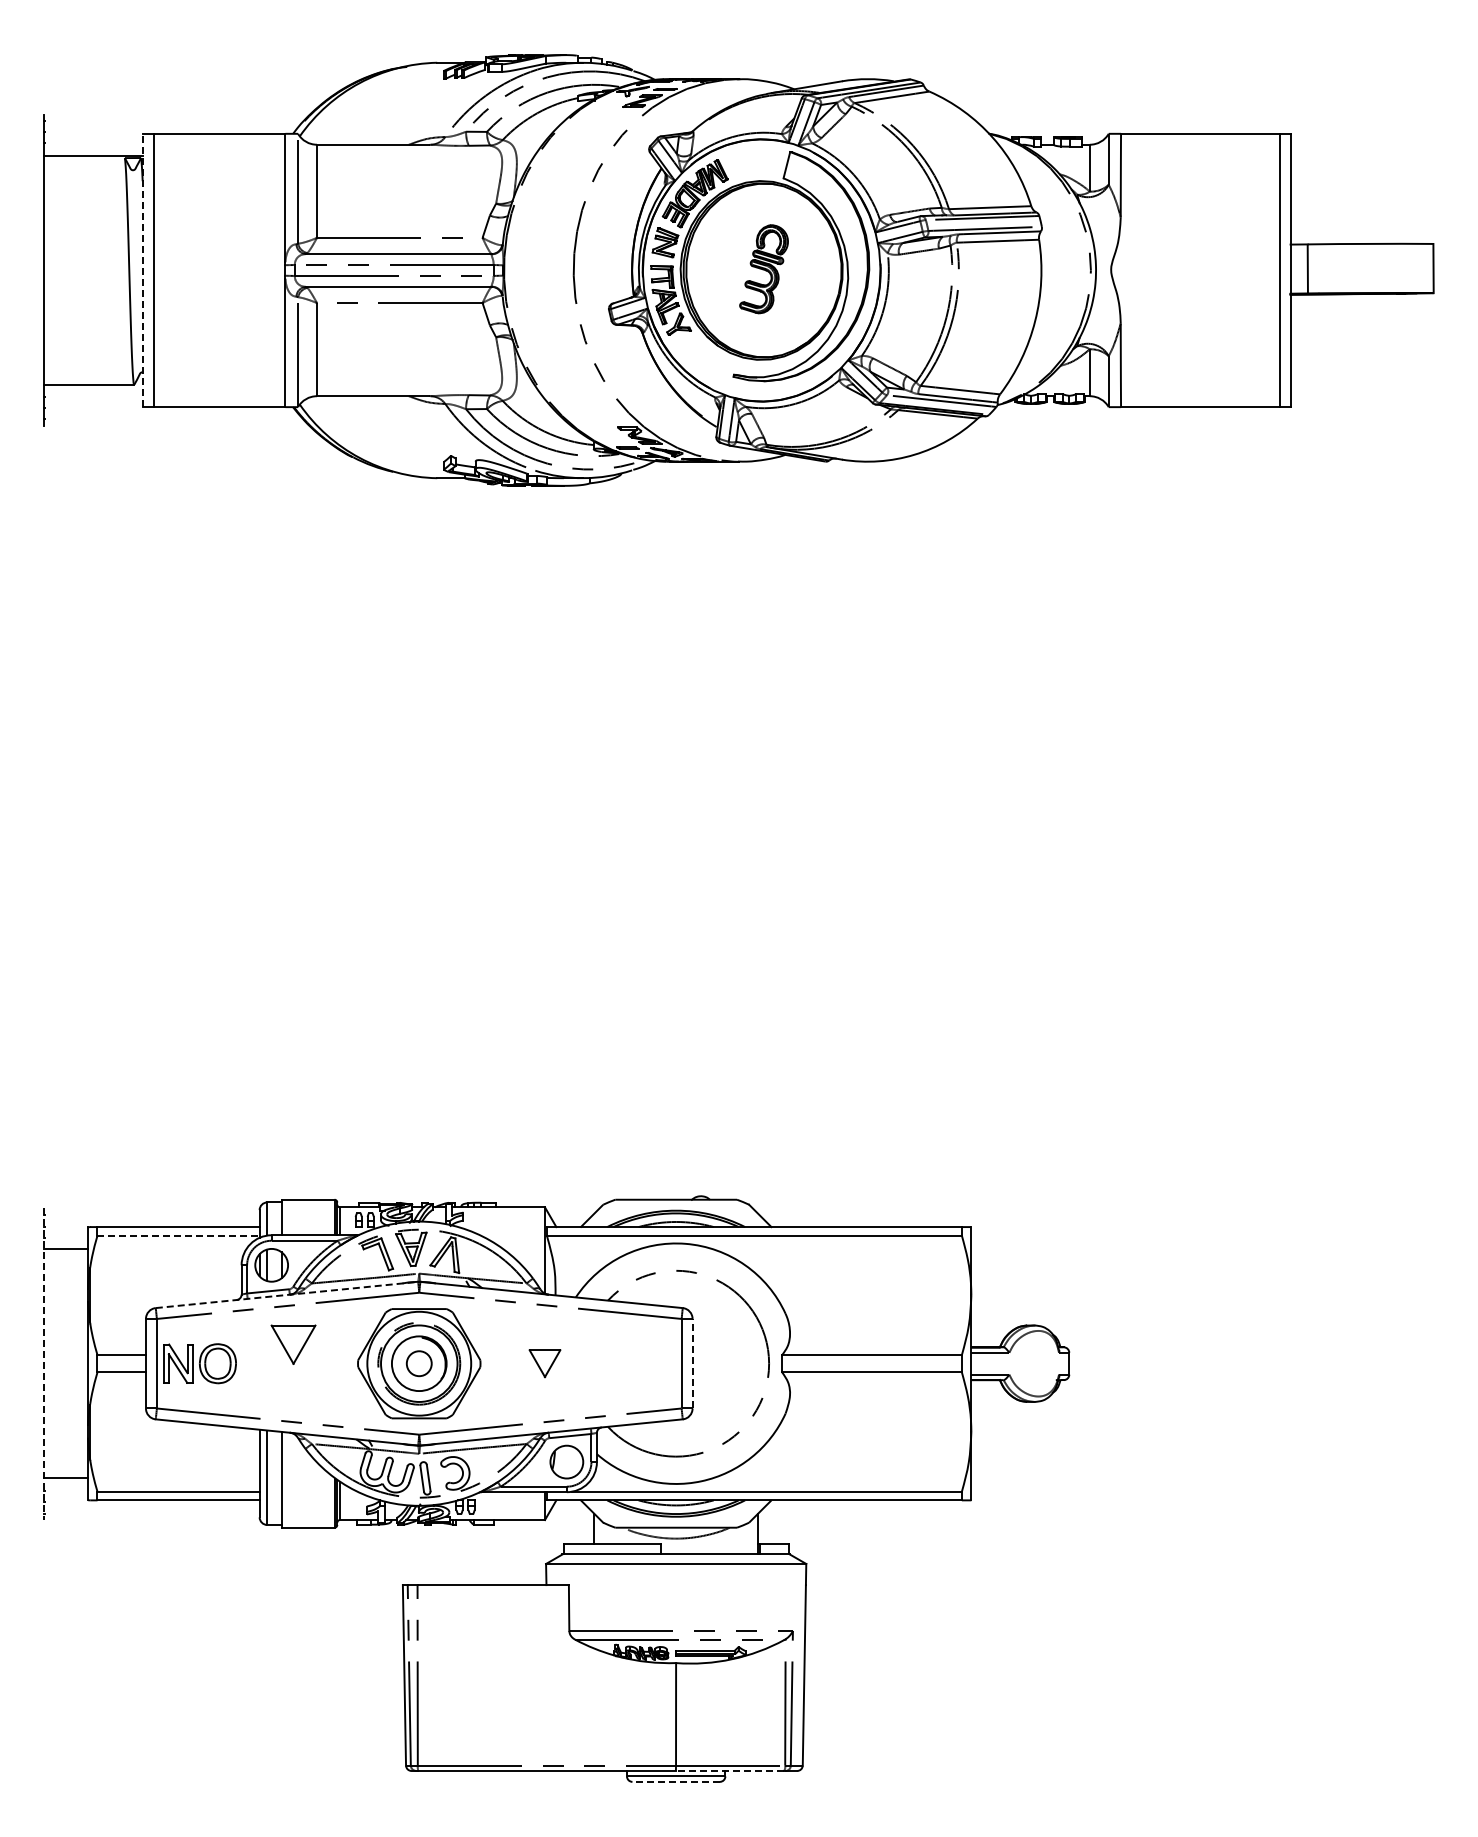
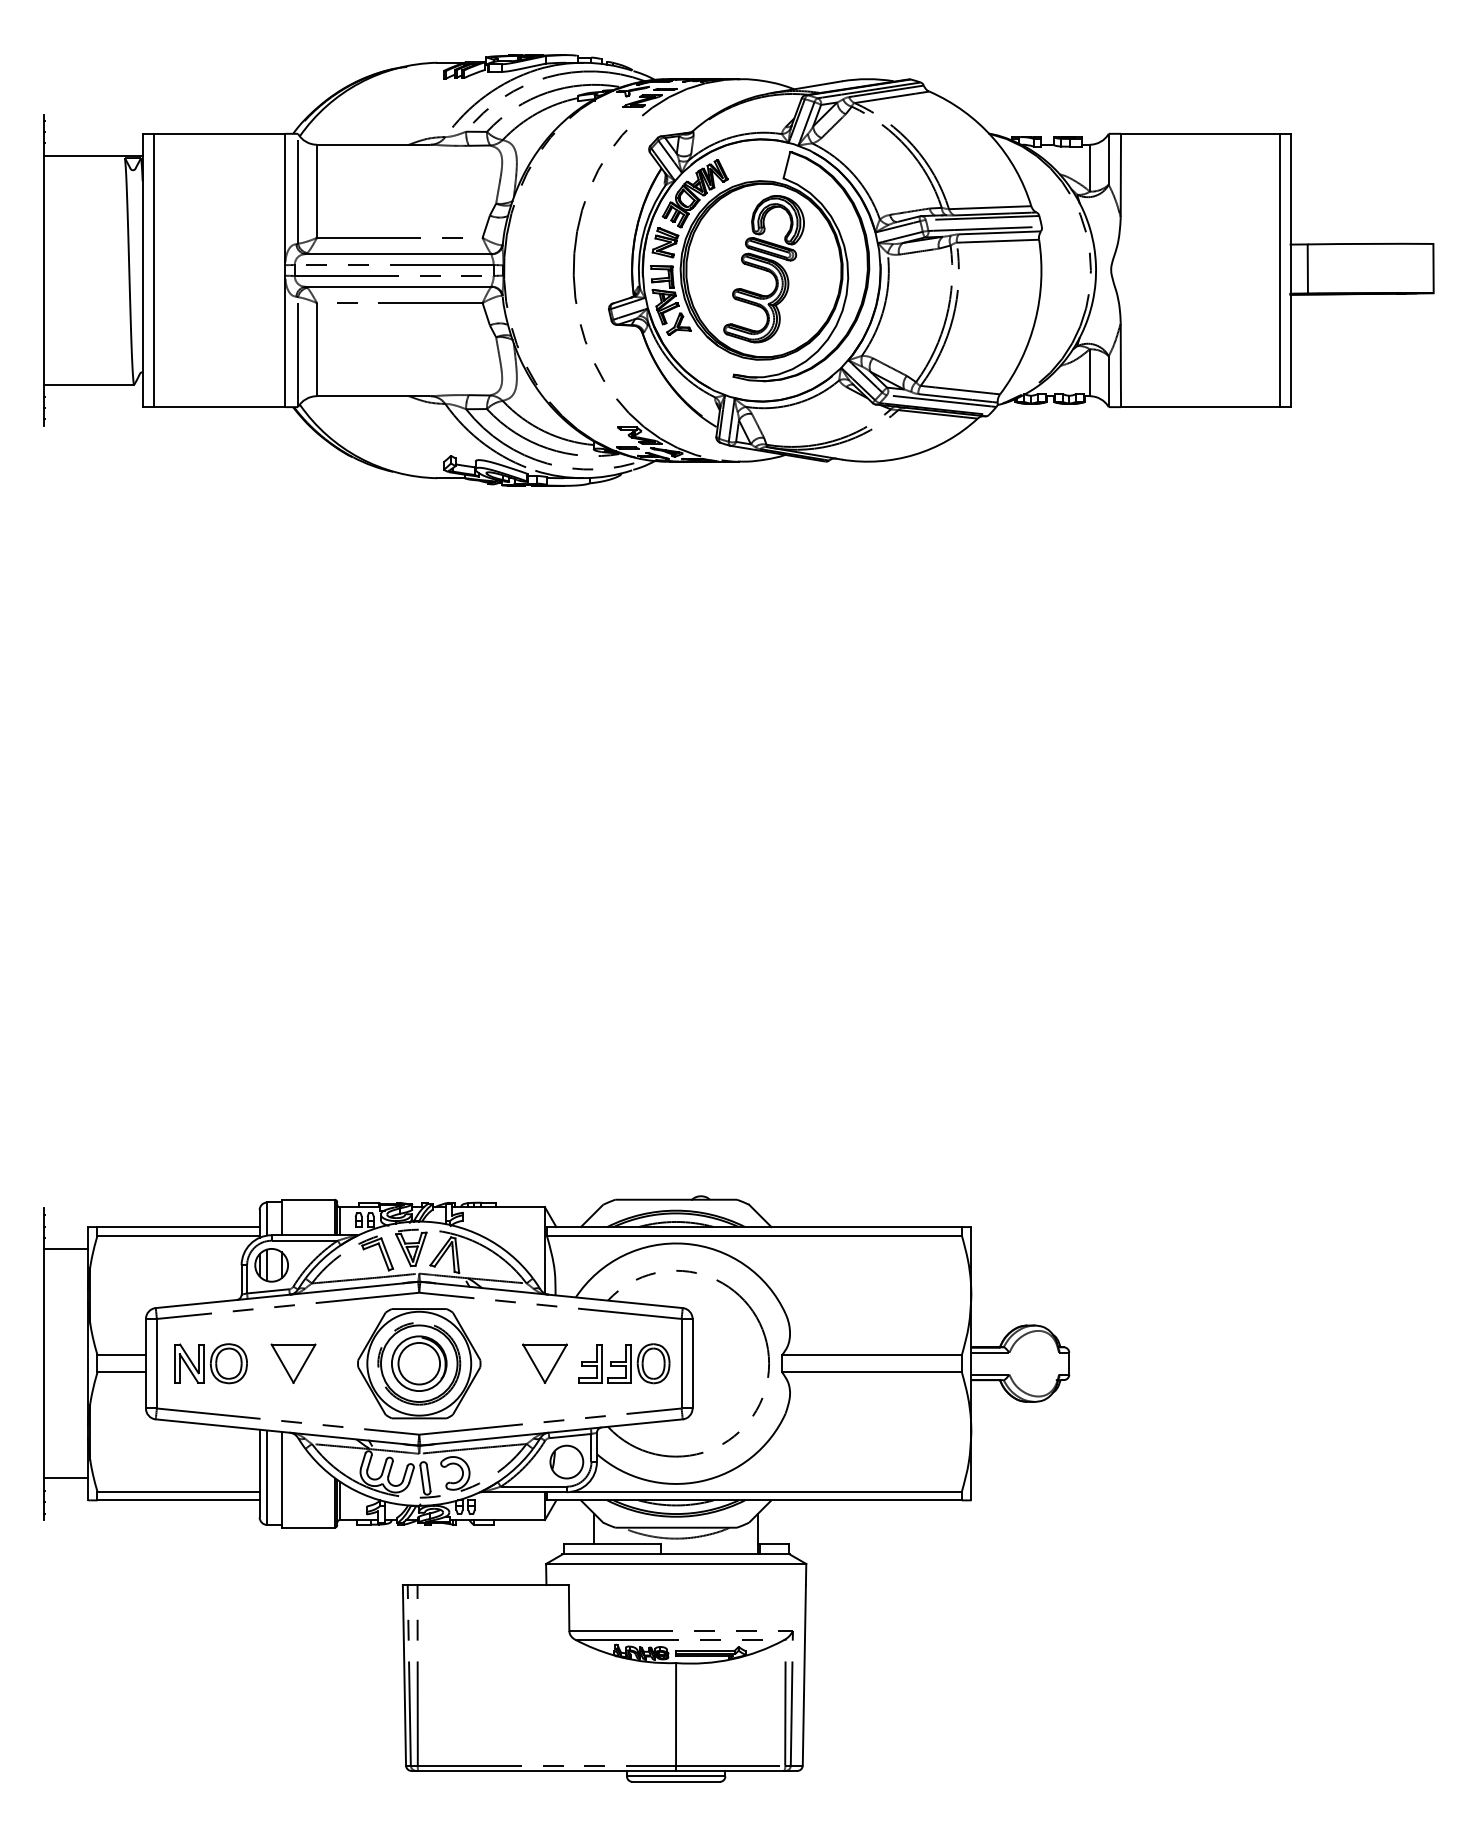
part size: 50x91 px -> 82x149 px (763, 269)
line: dashed -> solid (142, 270)
line: dashed -> solid (179, 1235)
line: dashed -> solid (287, 1294)
part position: (293, 1344) -> (293, 1363) (293, 1363)
line: dashed -> solid (44, 1363)
part position: (199, 1363) -> (210, 1363) (210, 1363)
circle diameter: 25 px -> 42 px (419, 1363)
part size: 34x30 px -> 46x41 px (544, 1363)
part: none -> present (624, 1363)
line: dashed -> solid (692, 1363)
line: dashed -> solid (729, 1770)
line: dashed -> solid (676, 1781)
